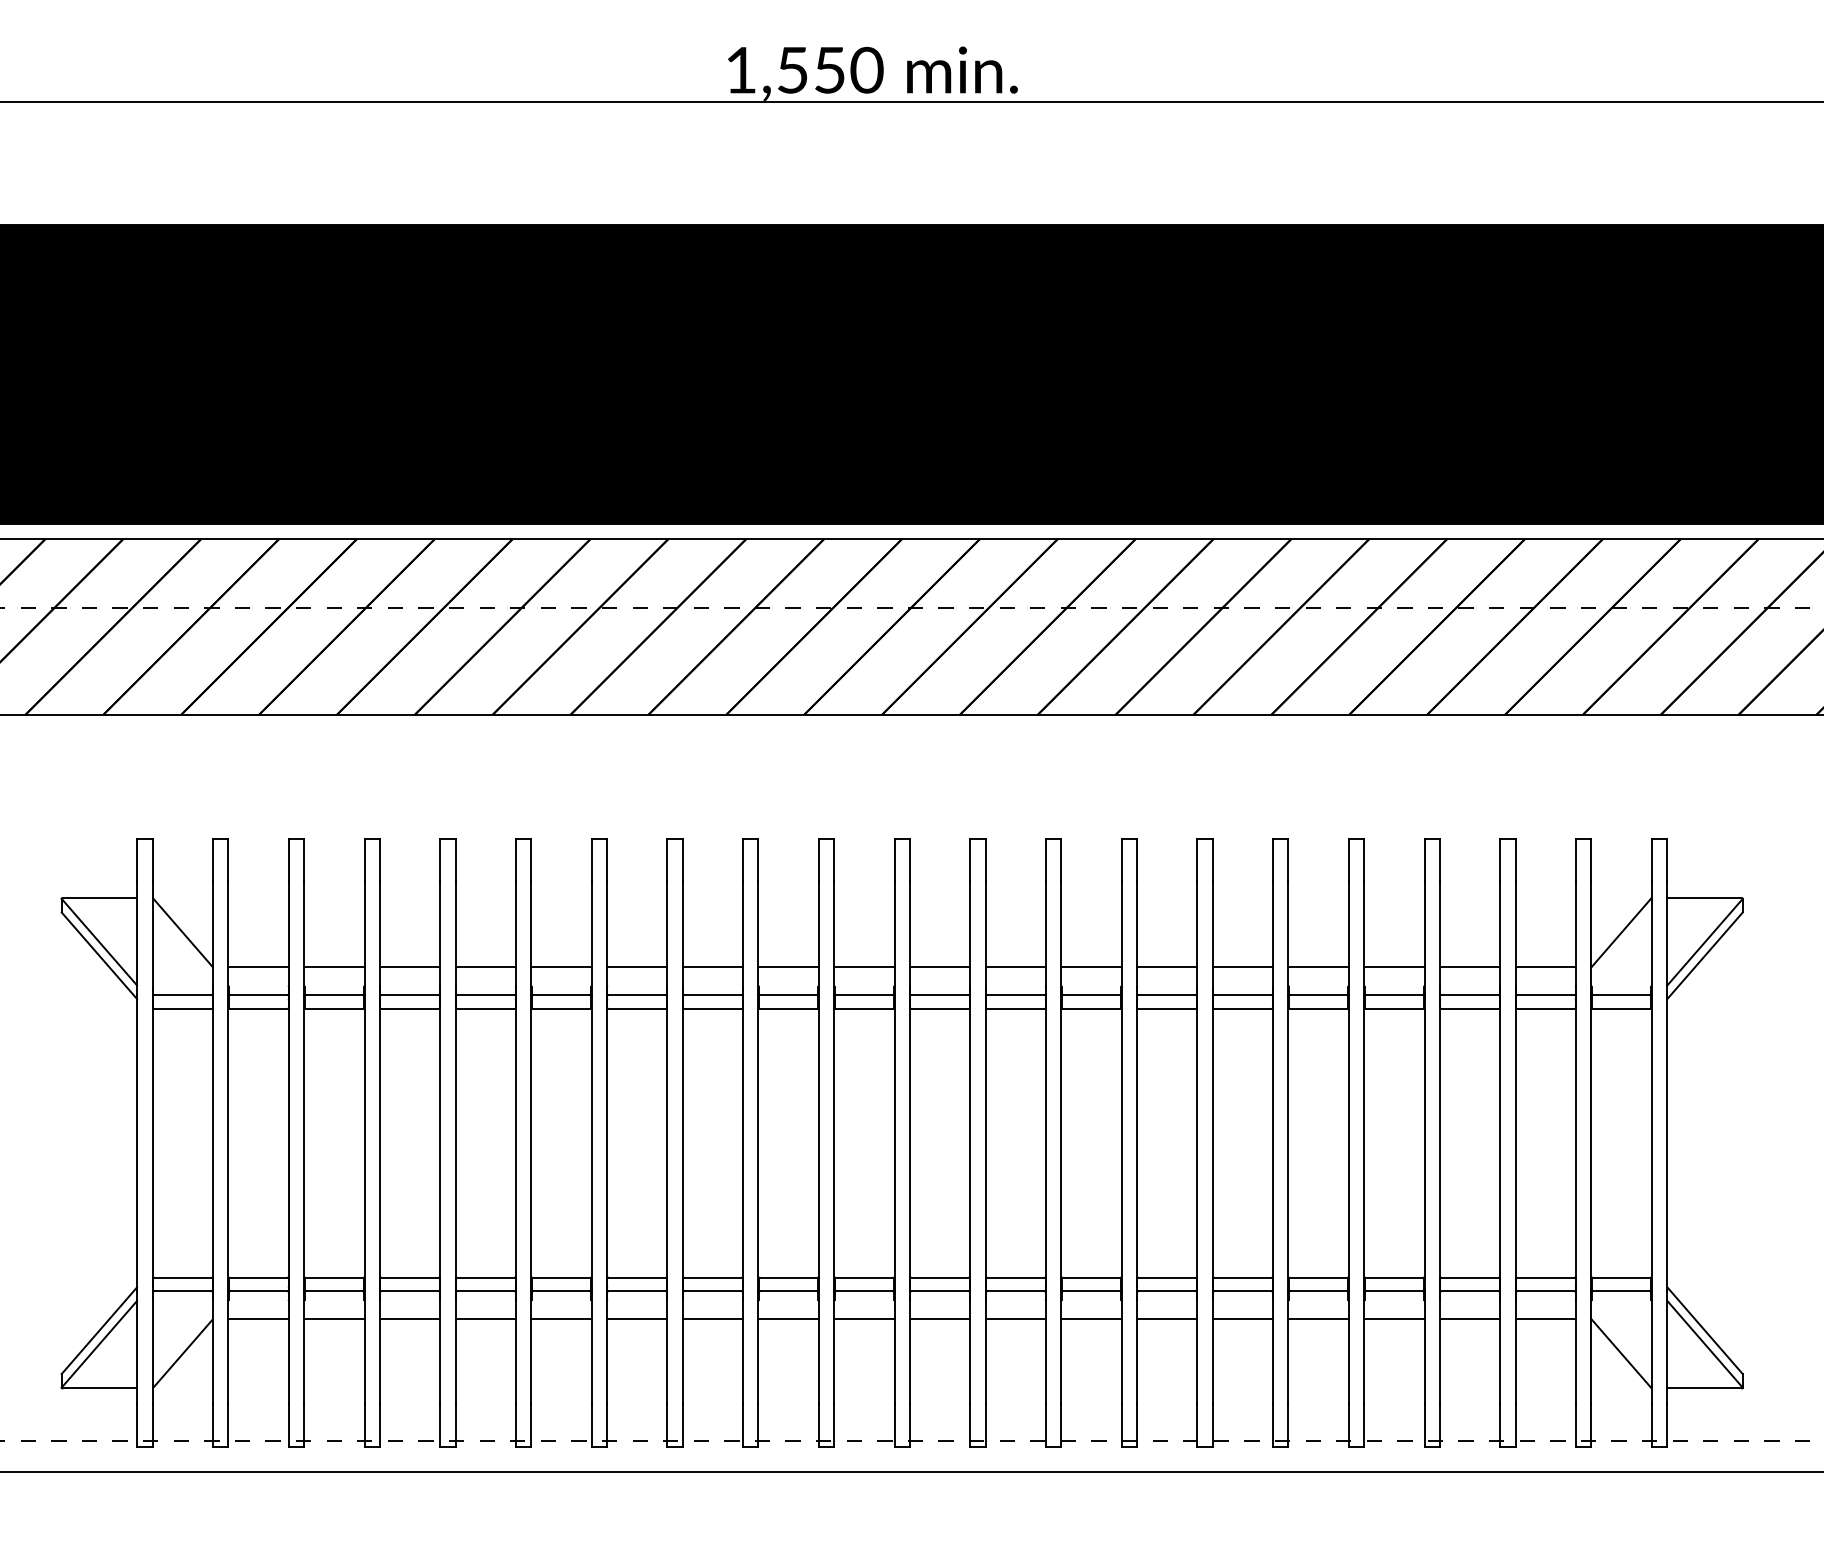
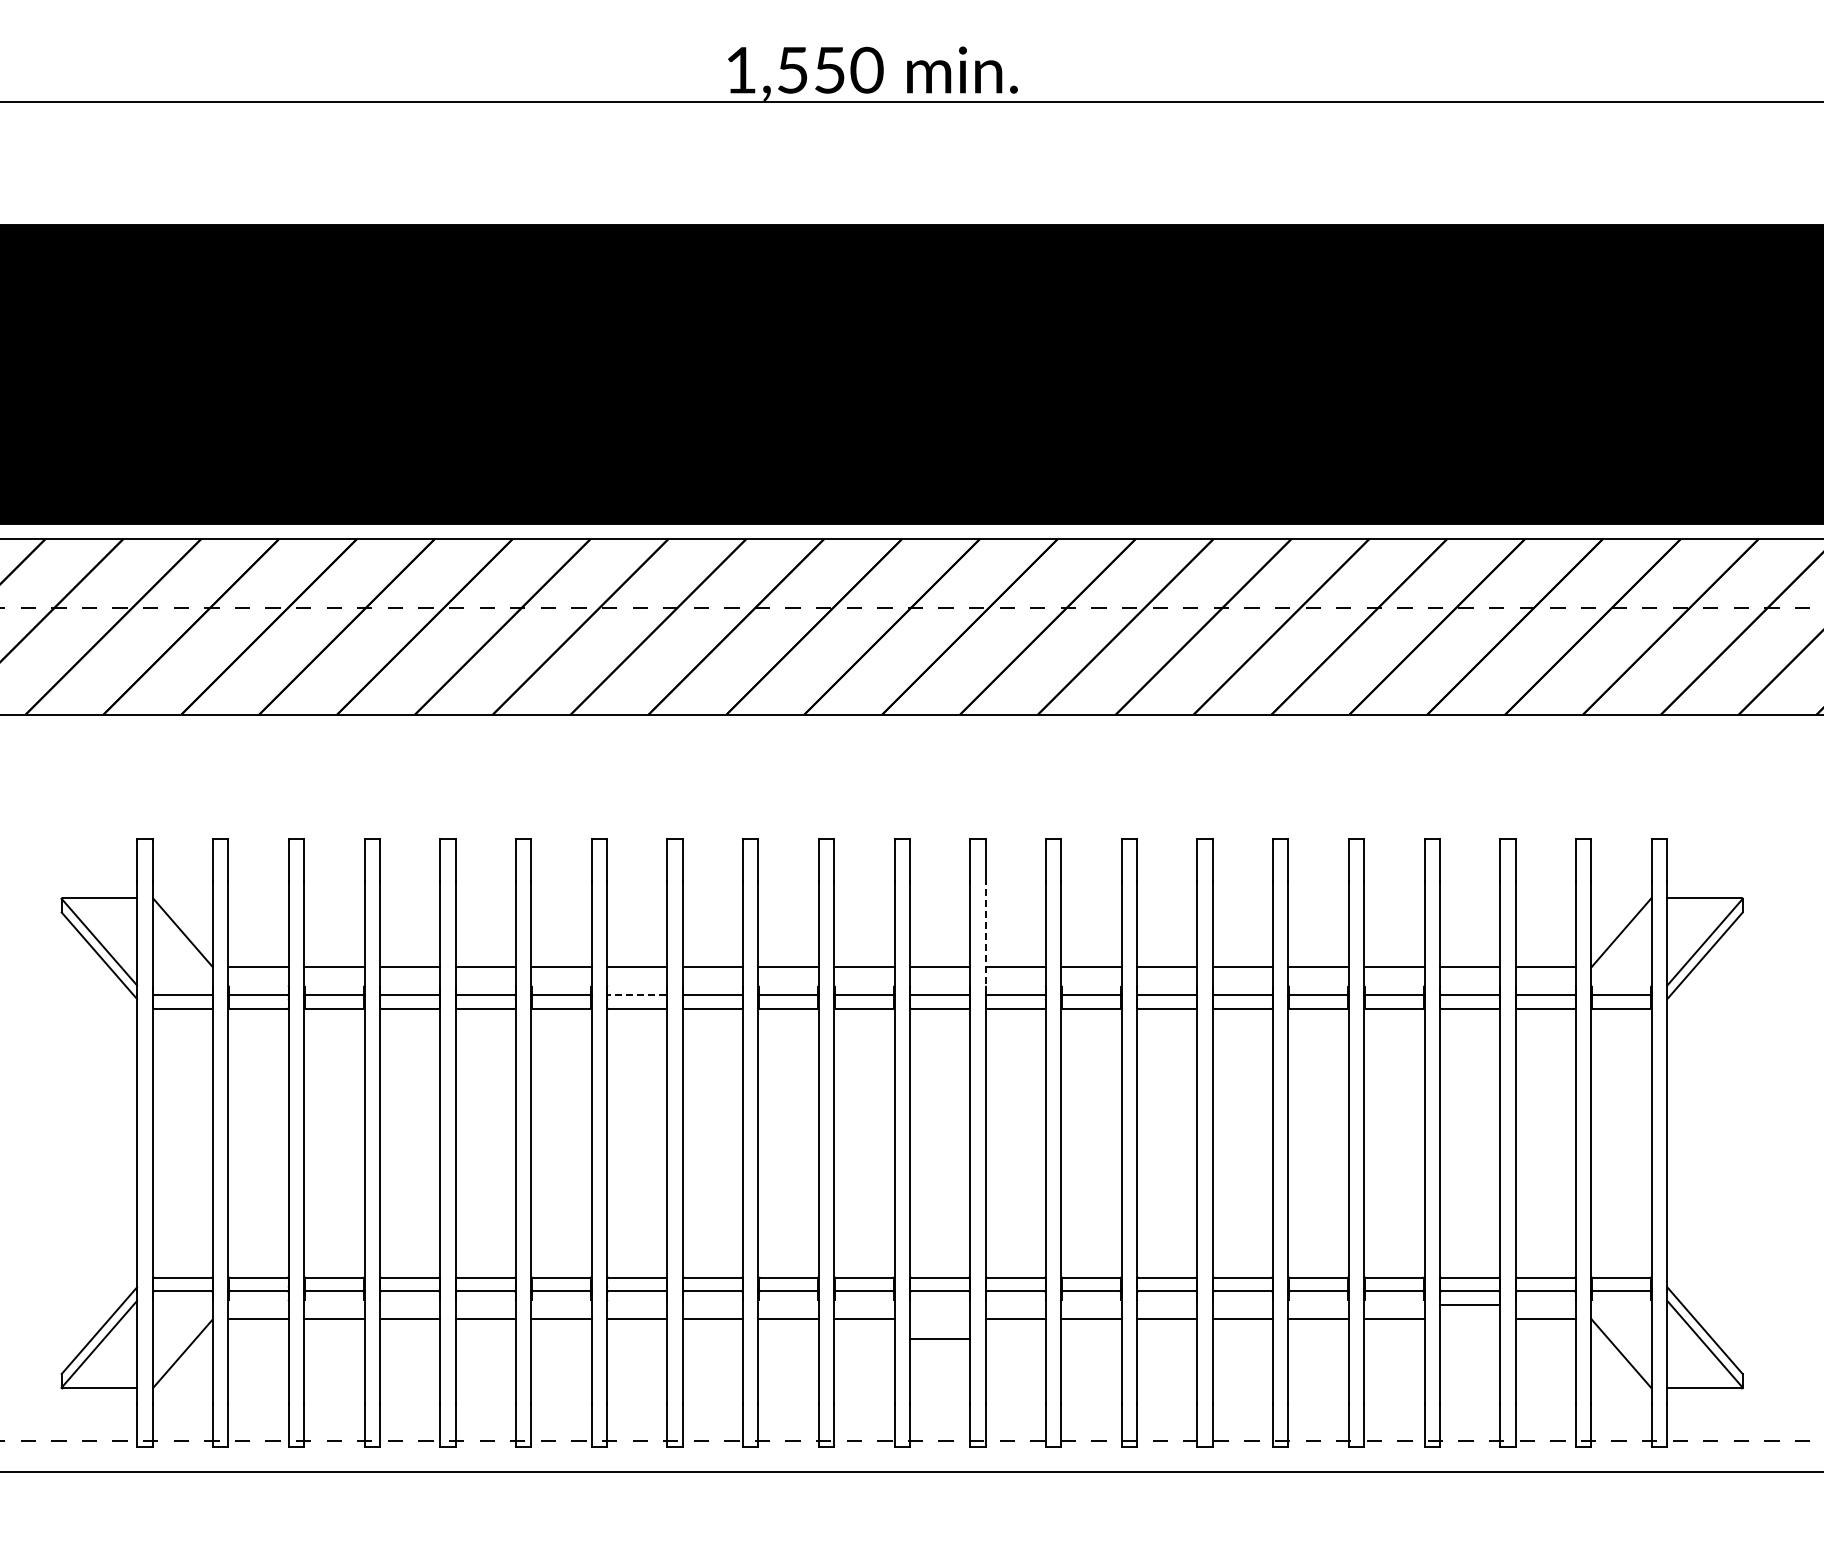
line: solid -> dashed (985, 939)
line: solid -> dashed (636, 995)
line position: (939, 1319) -> (939, 1339) (939, 1339)
line position: (1469, 1319) -> (1469, 1305) (1469, 1305)
